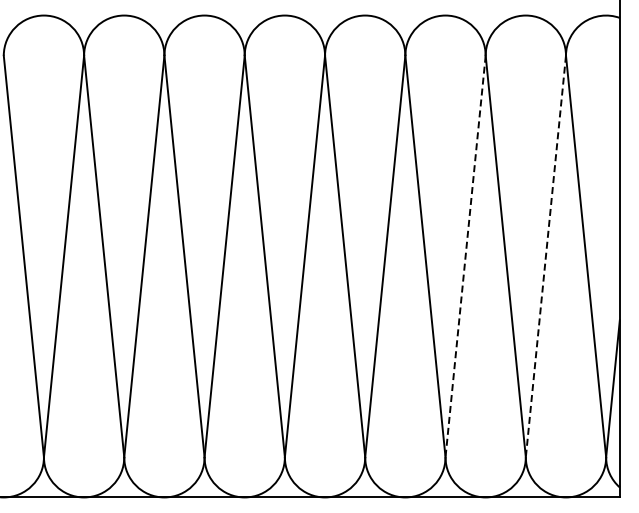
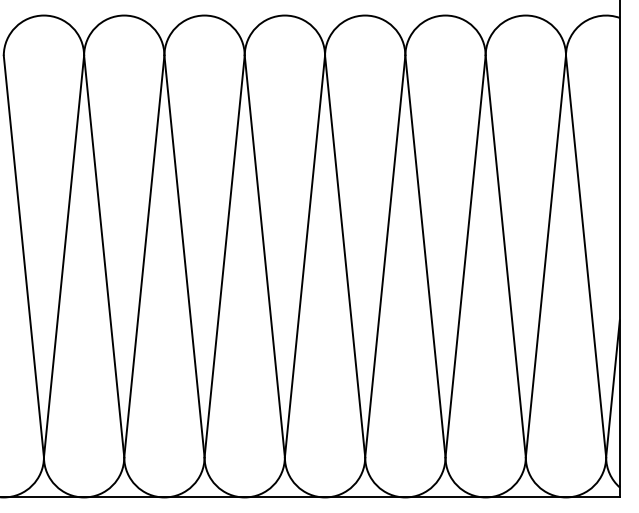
line: dashed -> solid (465, 256)
line: dashed -> solid (545, 256)
